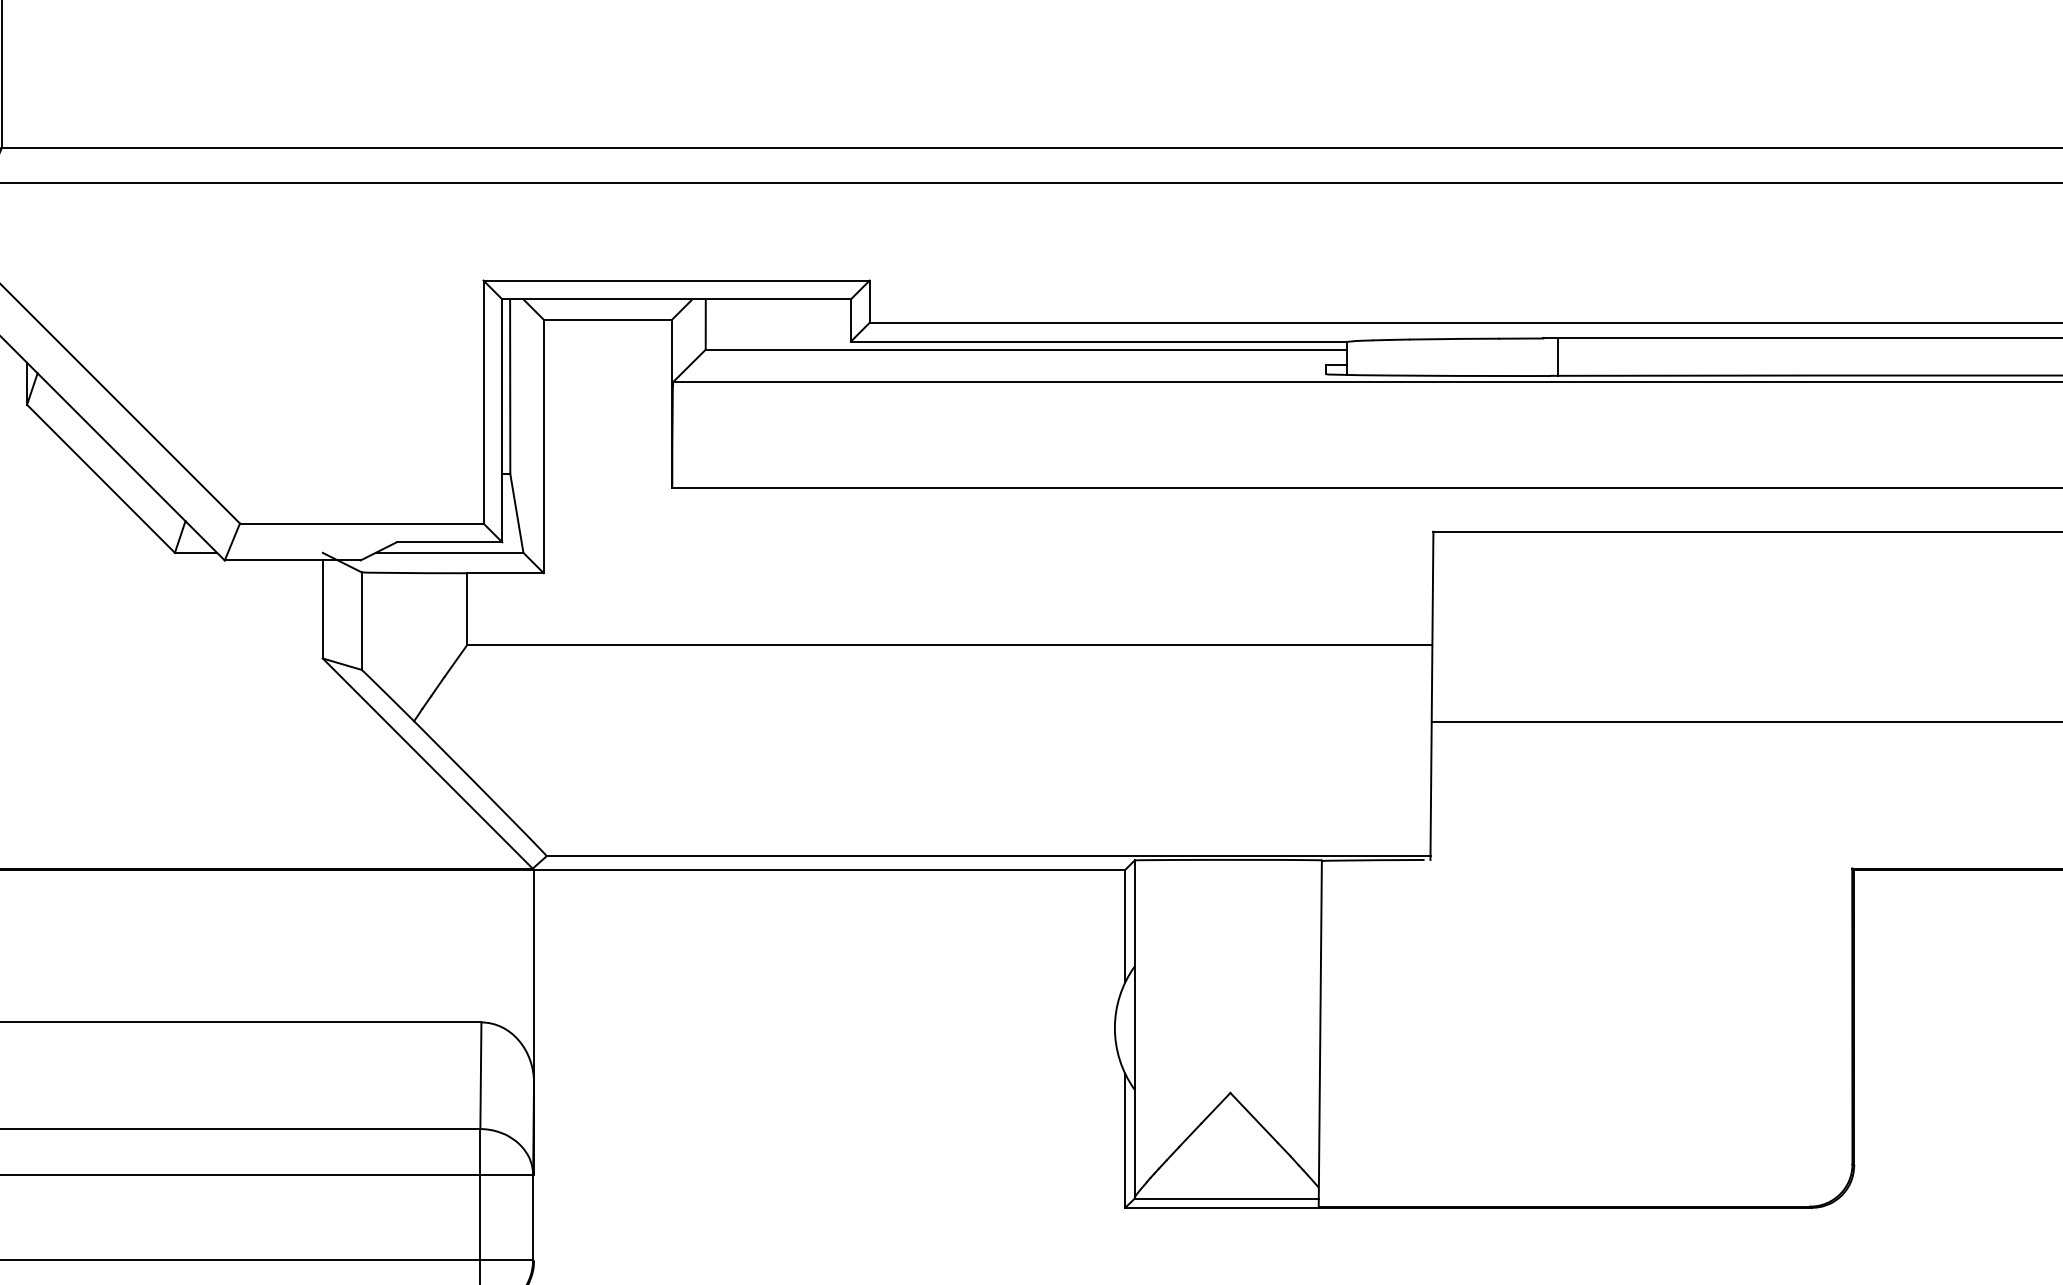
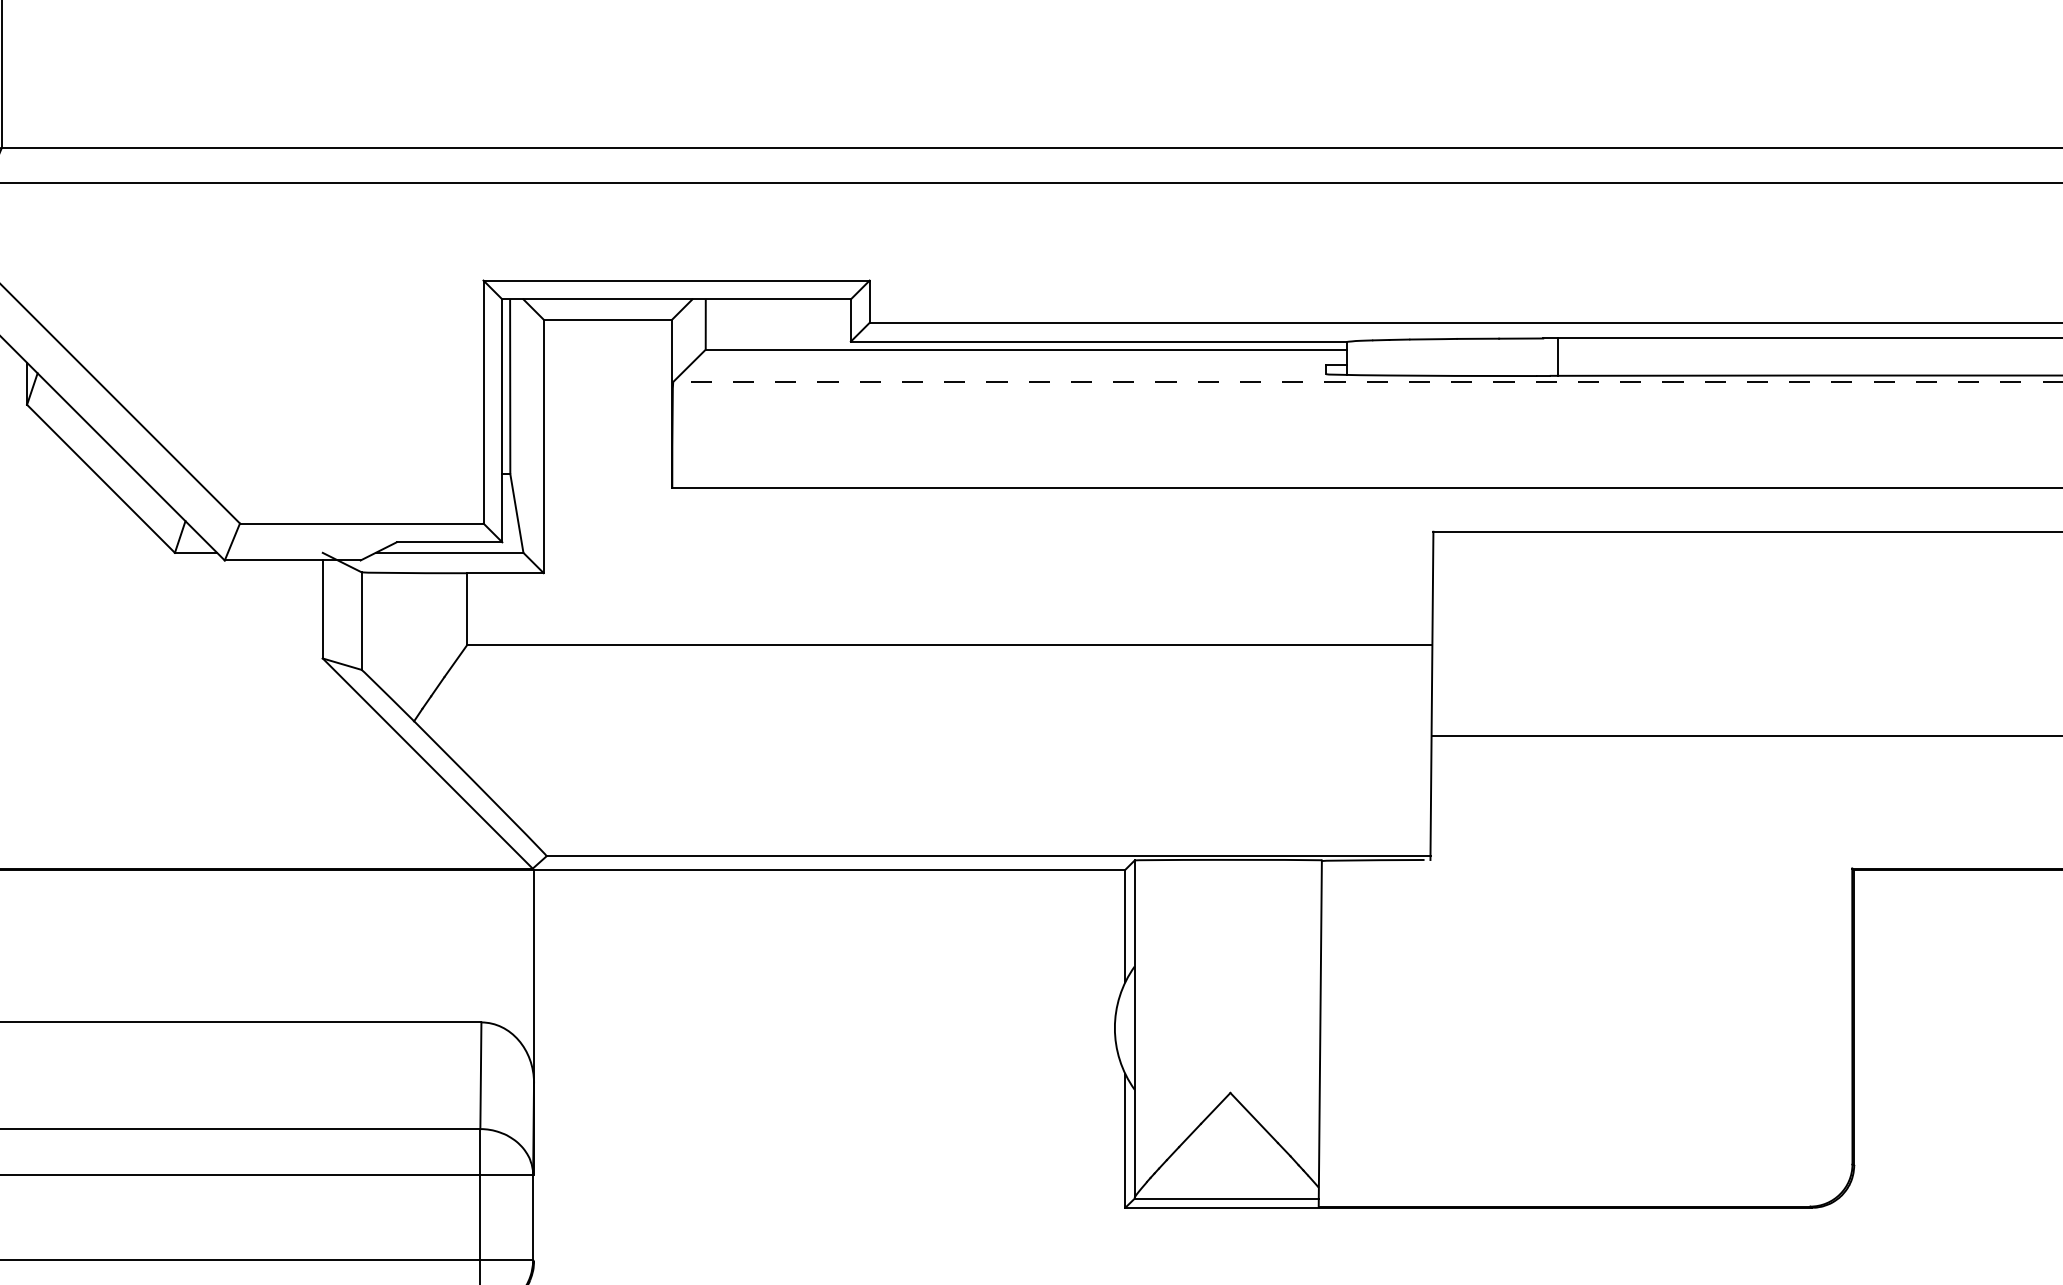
line: solid -> dashed (1367, 382)
line position: (1745, 721) -> (1745, 735) (1745, 735)
